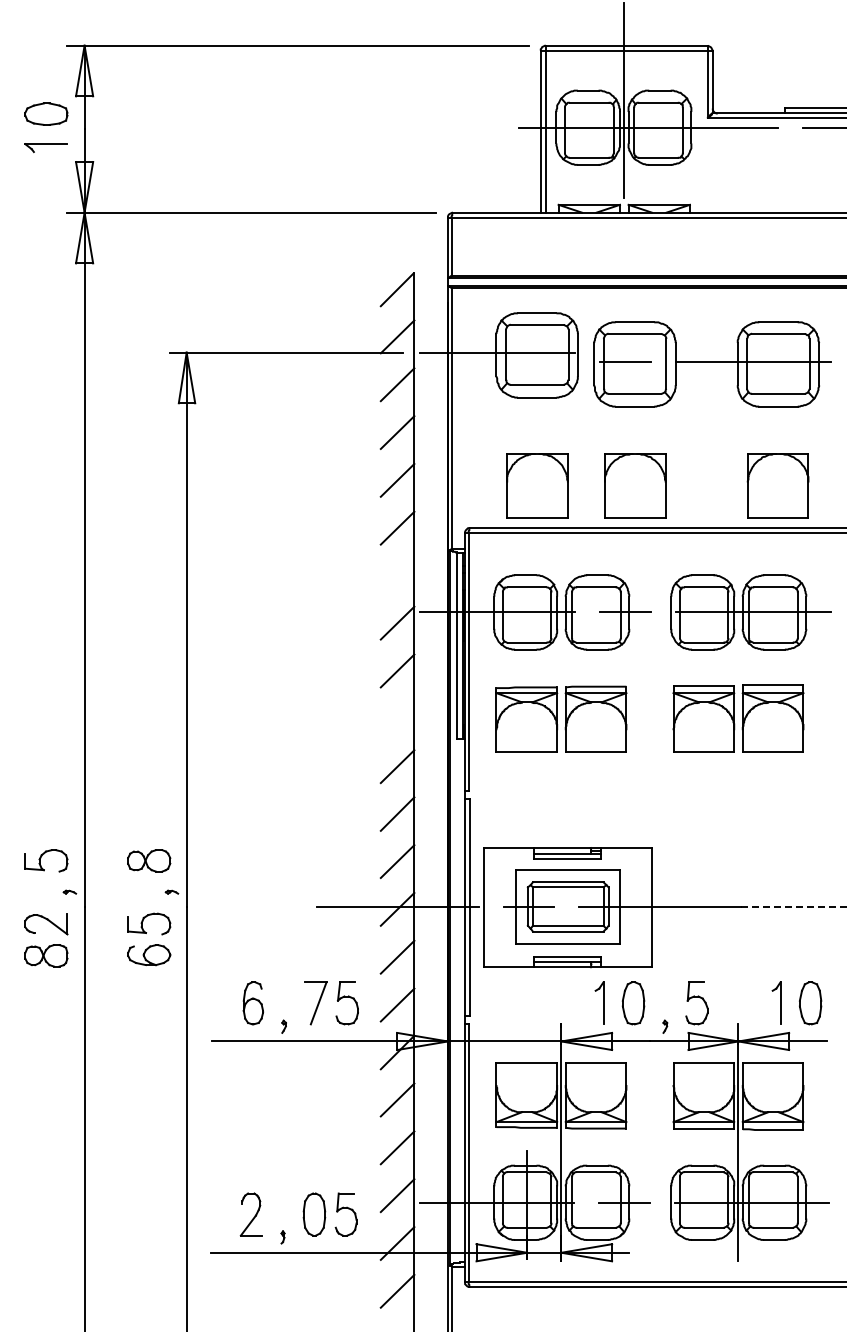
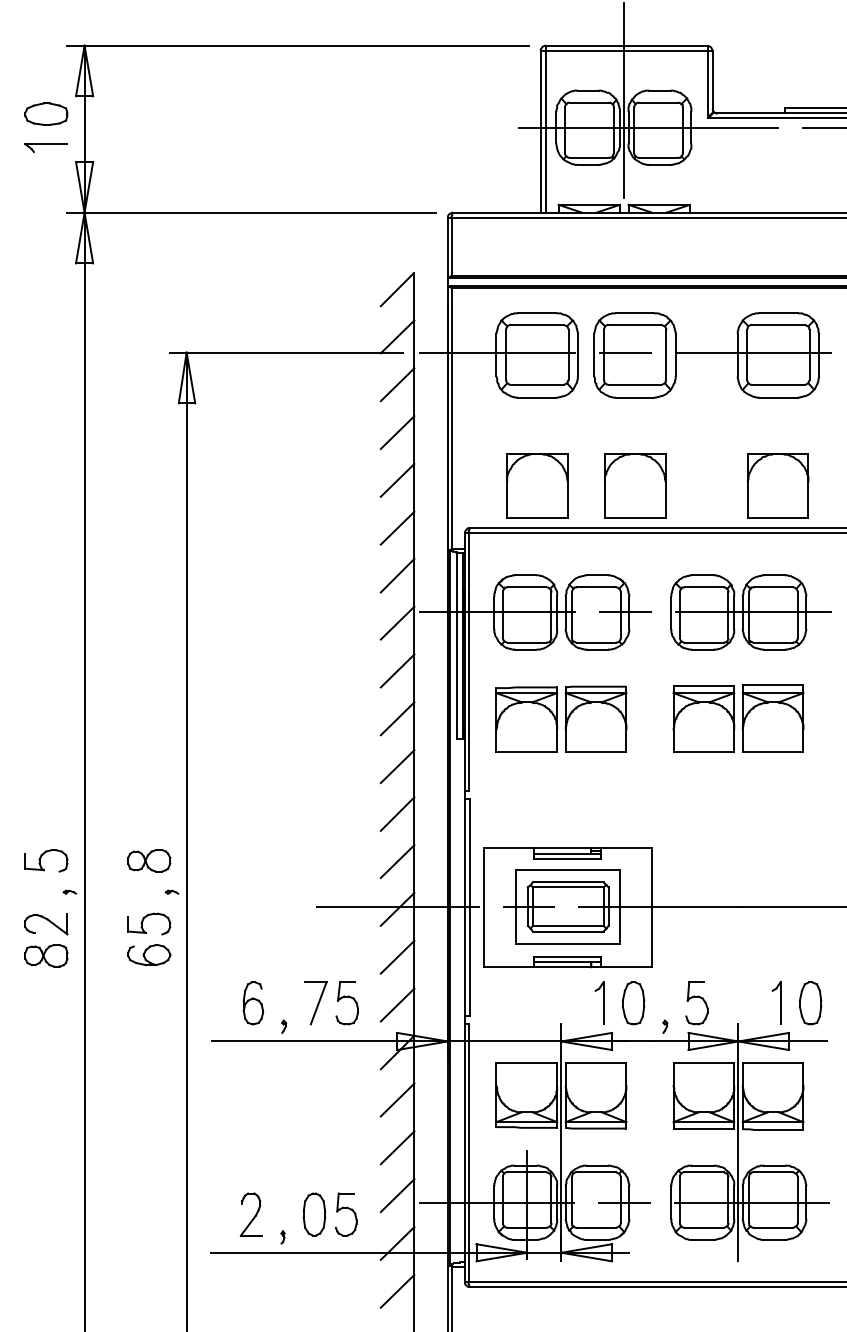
part position: (712, 364) -> (712, 355) (712, 355)
line: none -> present (397, 575)
line: none -> present (397, 718)
line: dashed -> solid (793, 907)
